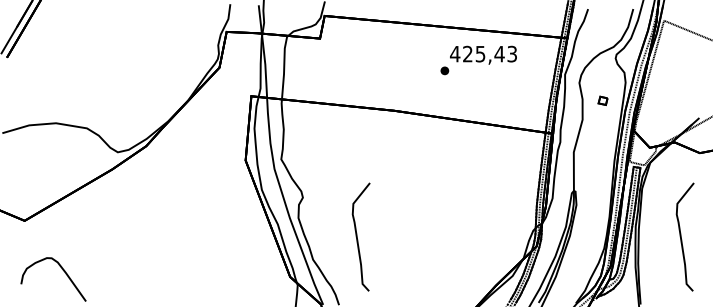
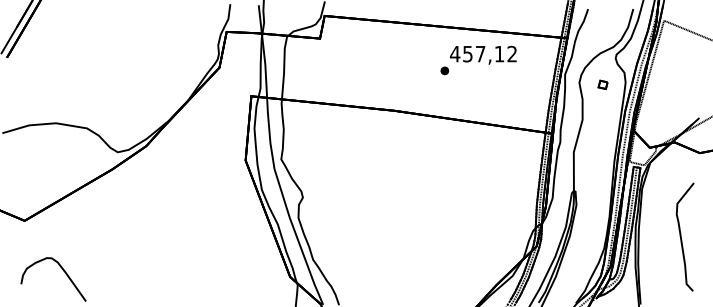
text: 425,43 -> 457,12 (489, 53)
part position: (602, 100) -> (602, 84) (602, 84)
part: present -> none (360, 236)
